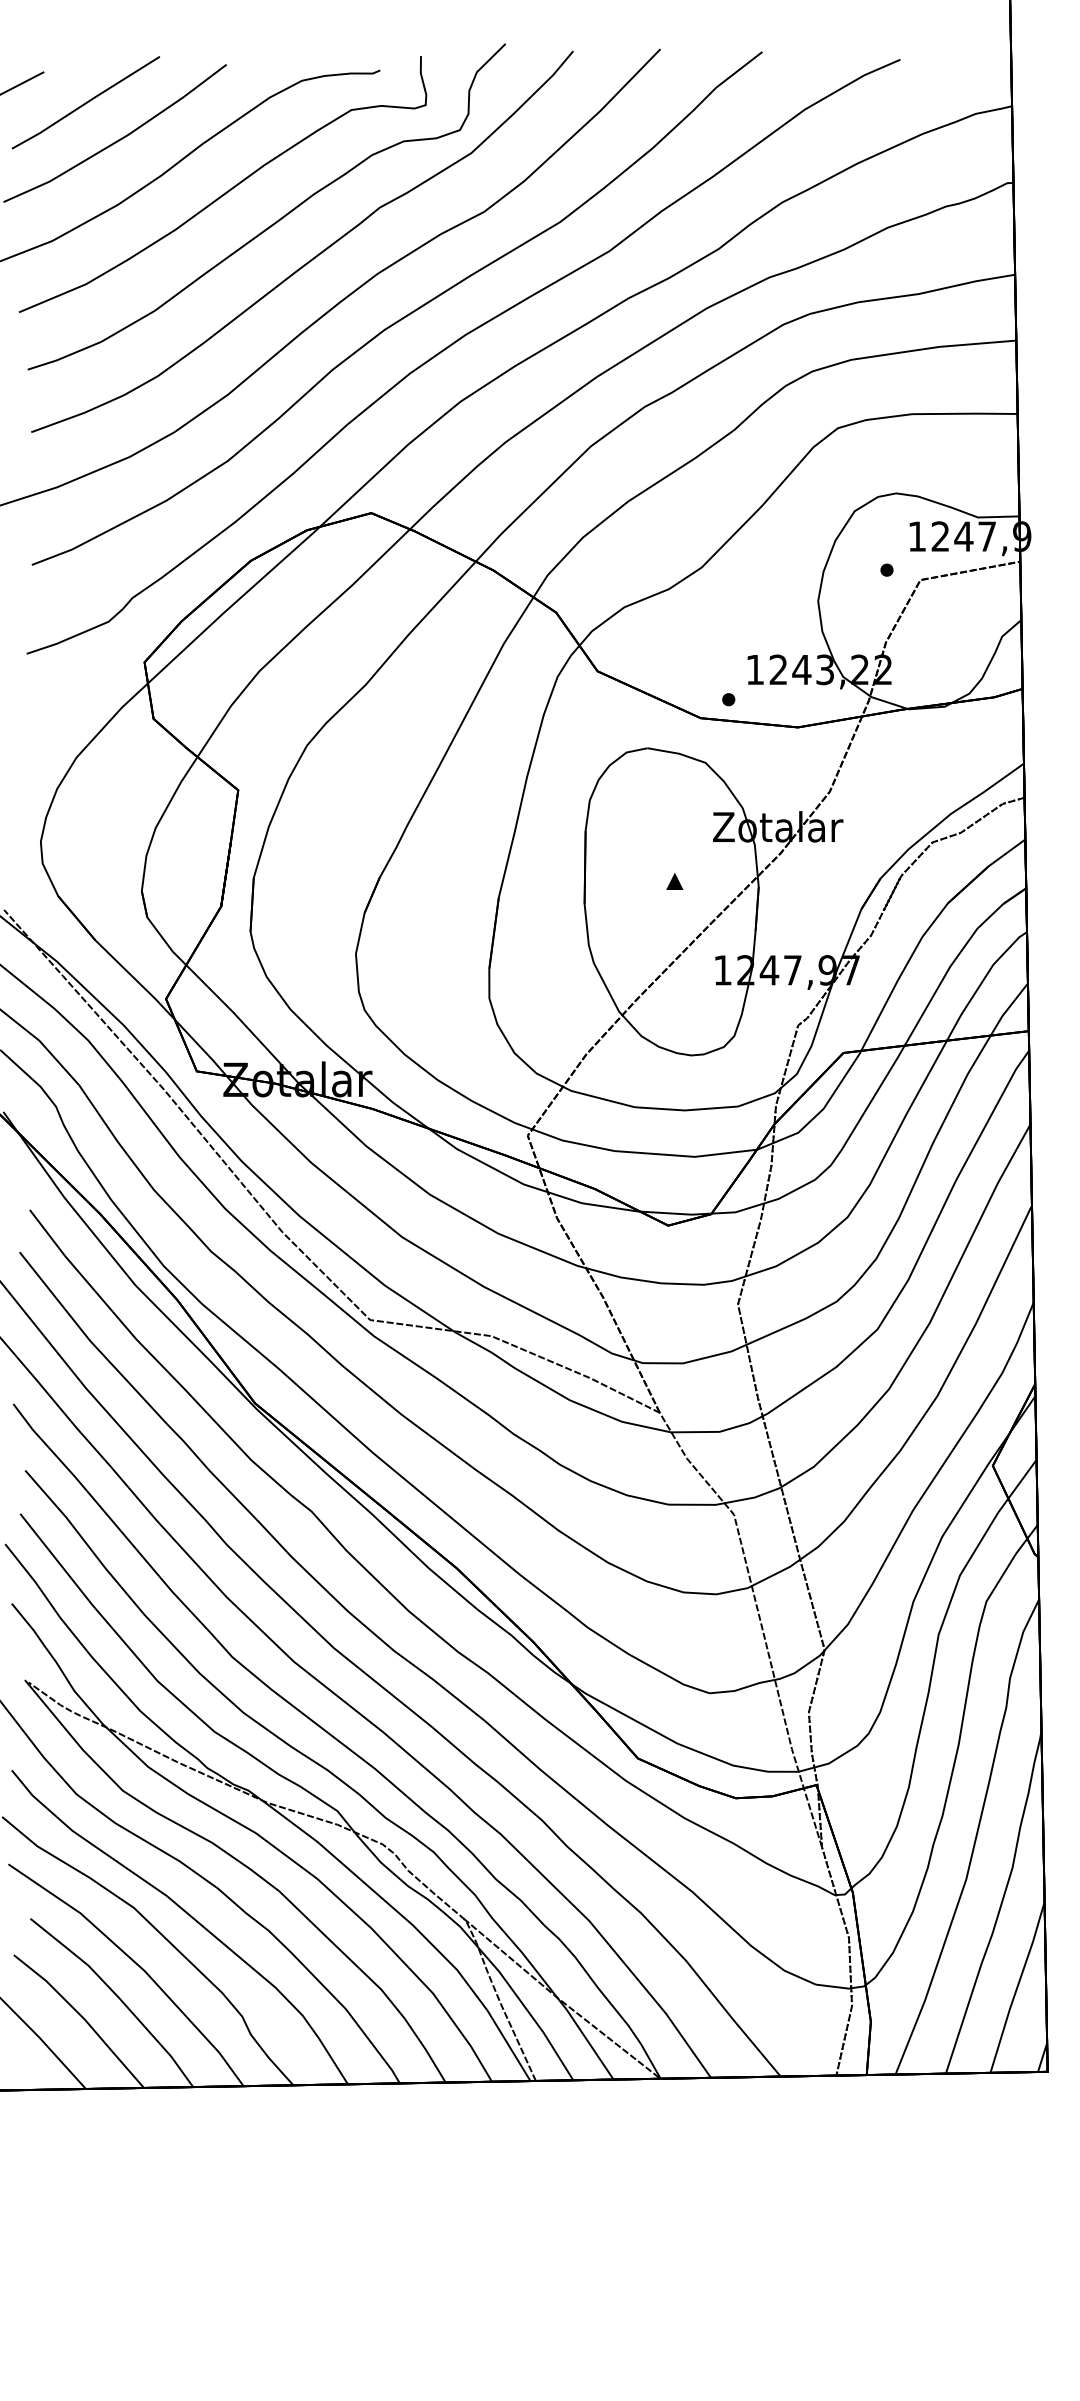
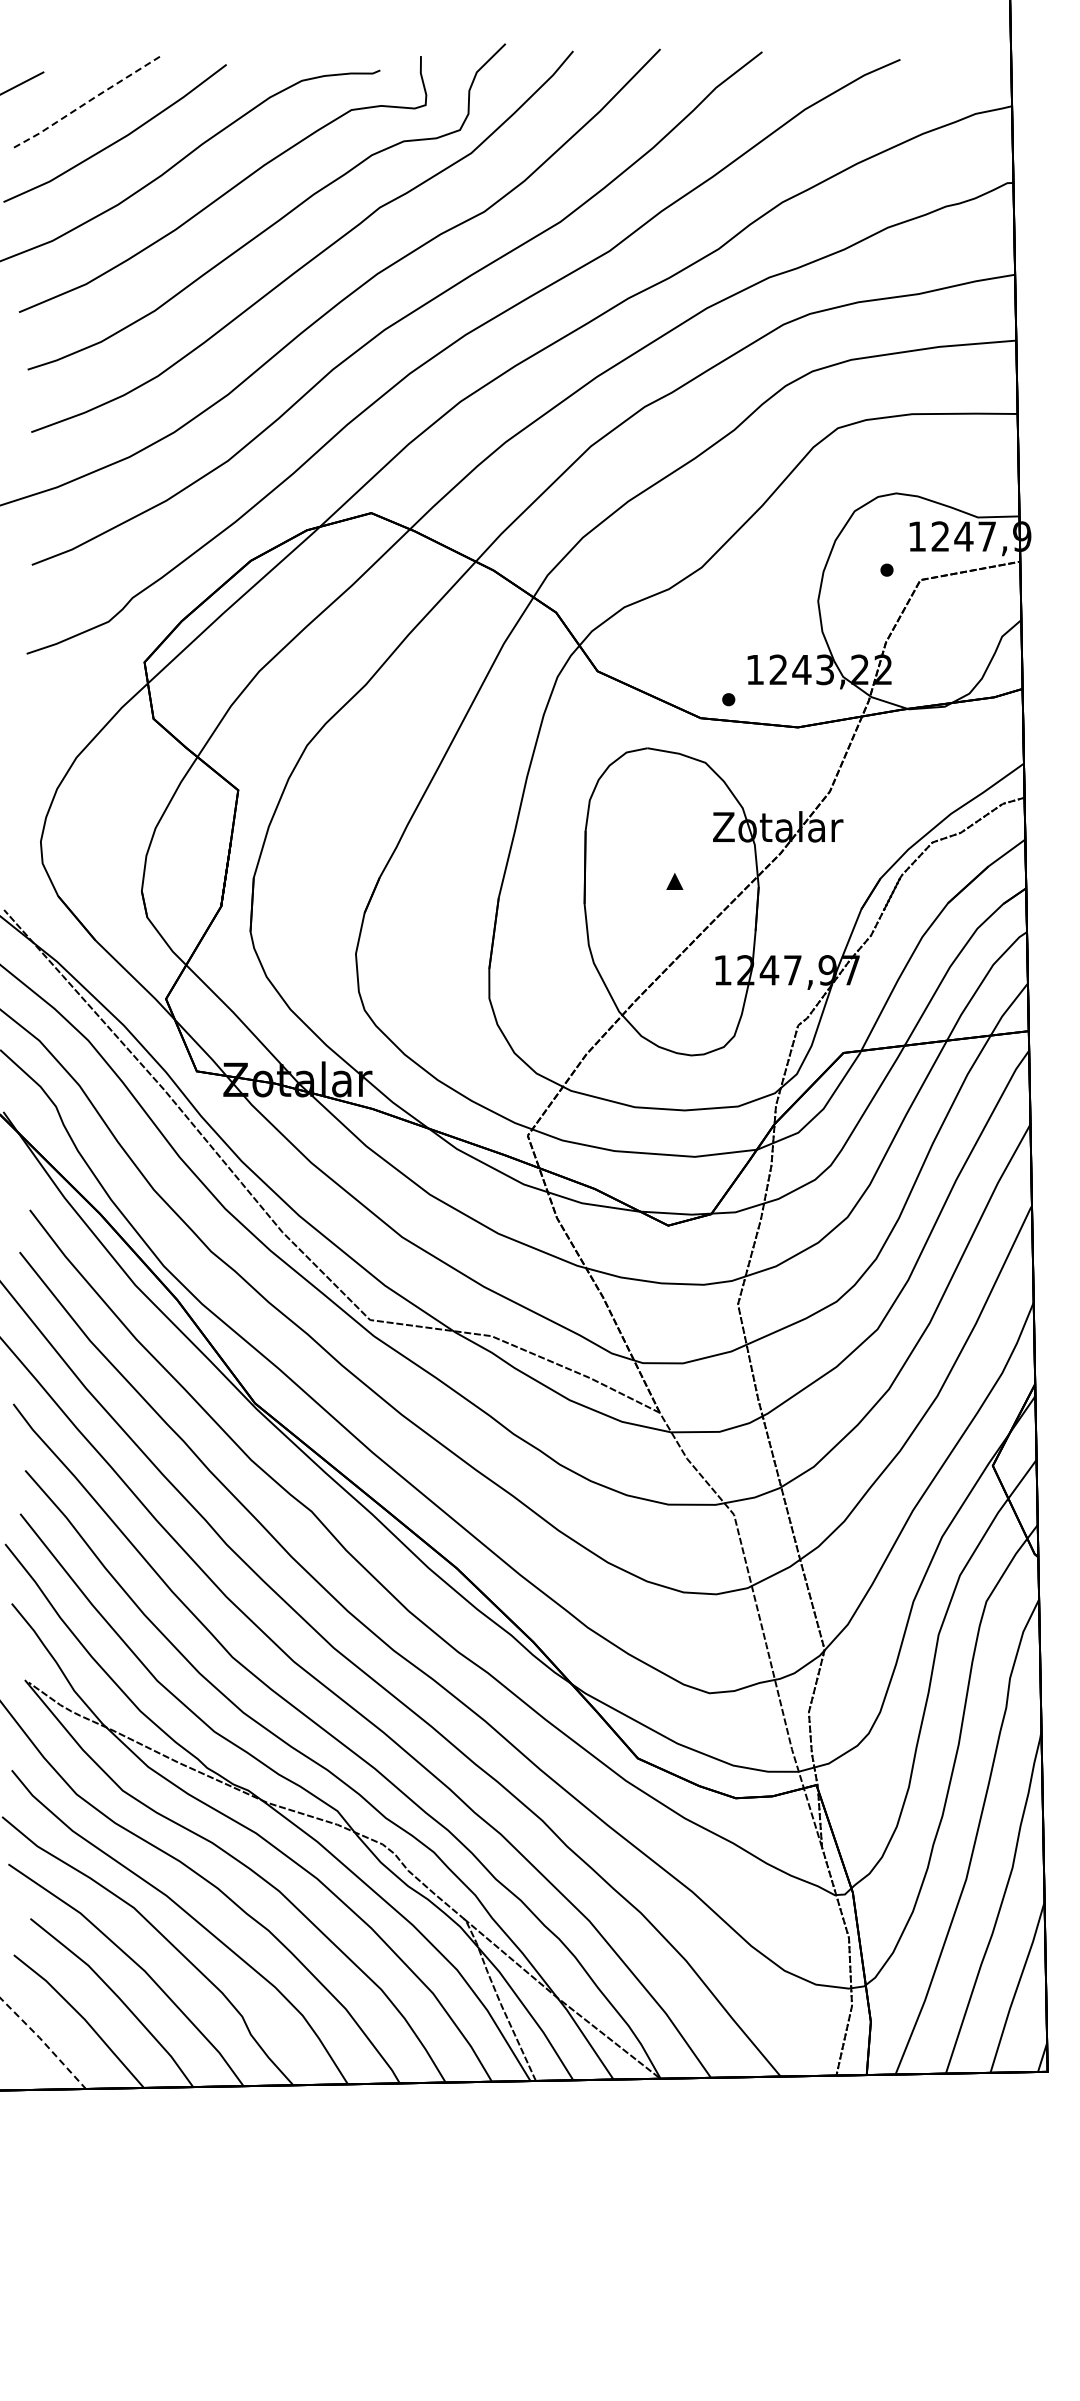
line: solid -> dashed (86, 103)
line: solid -> dashed (44, 2042)
